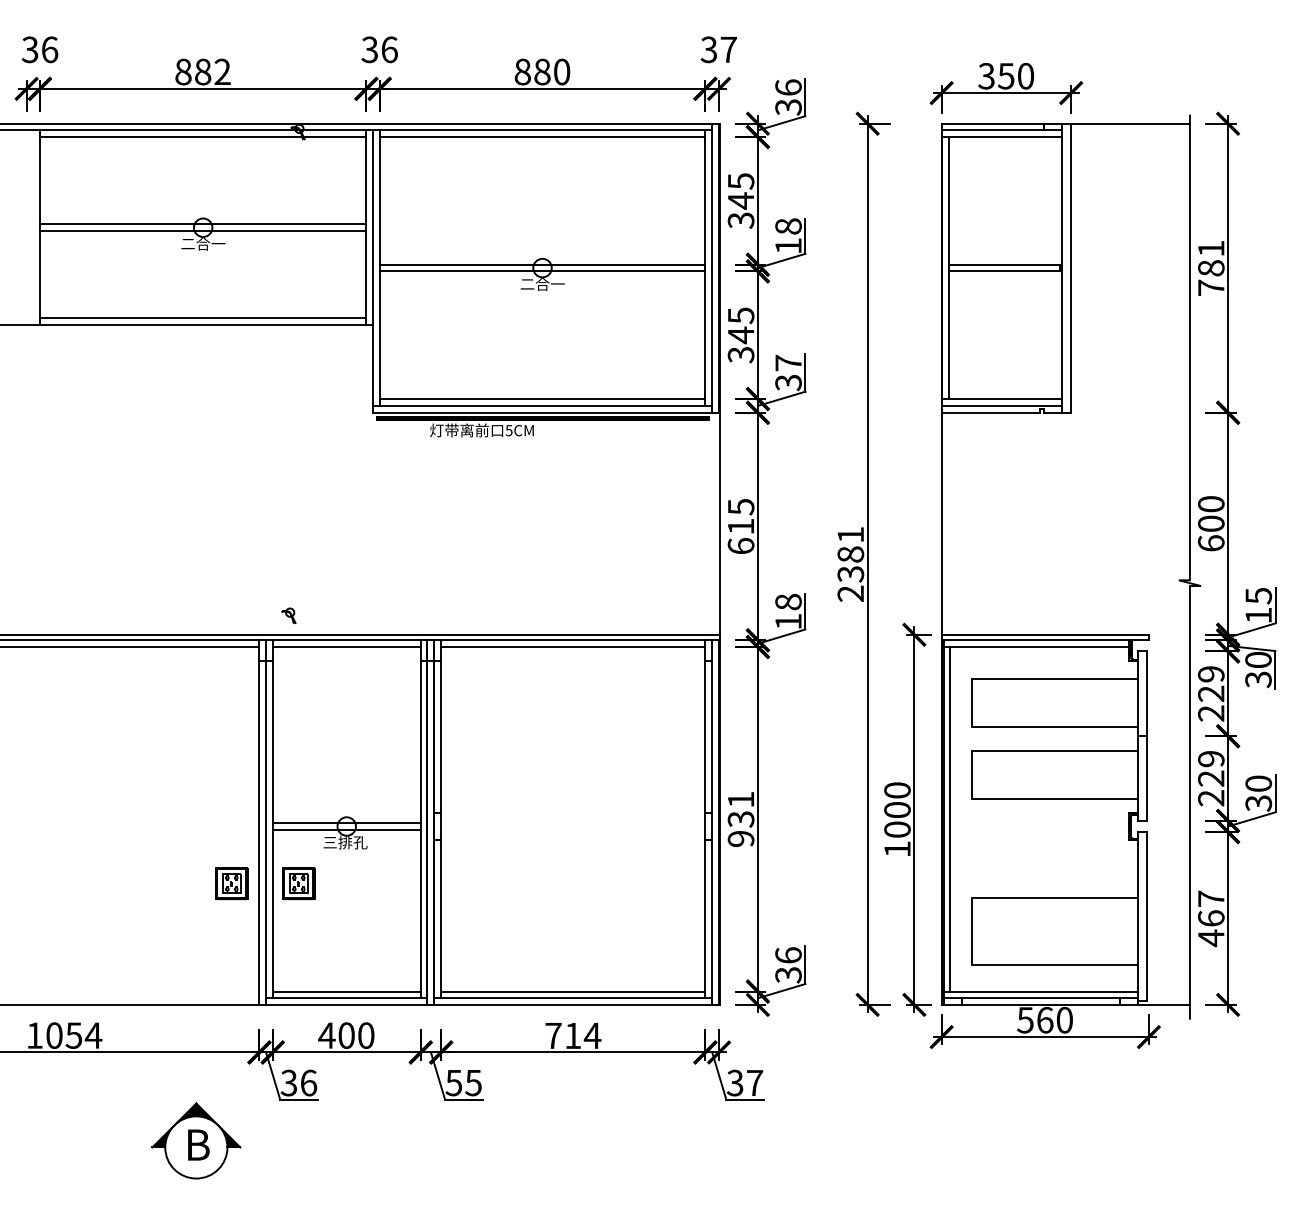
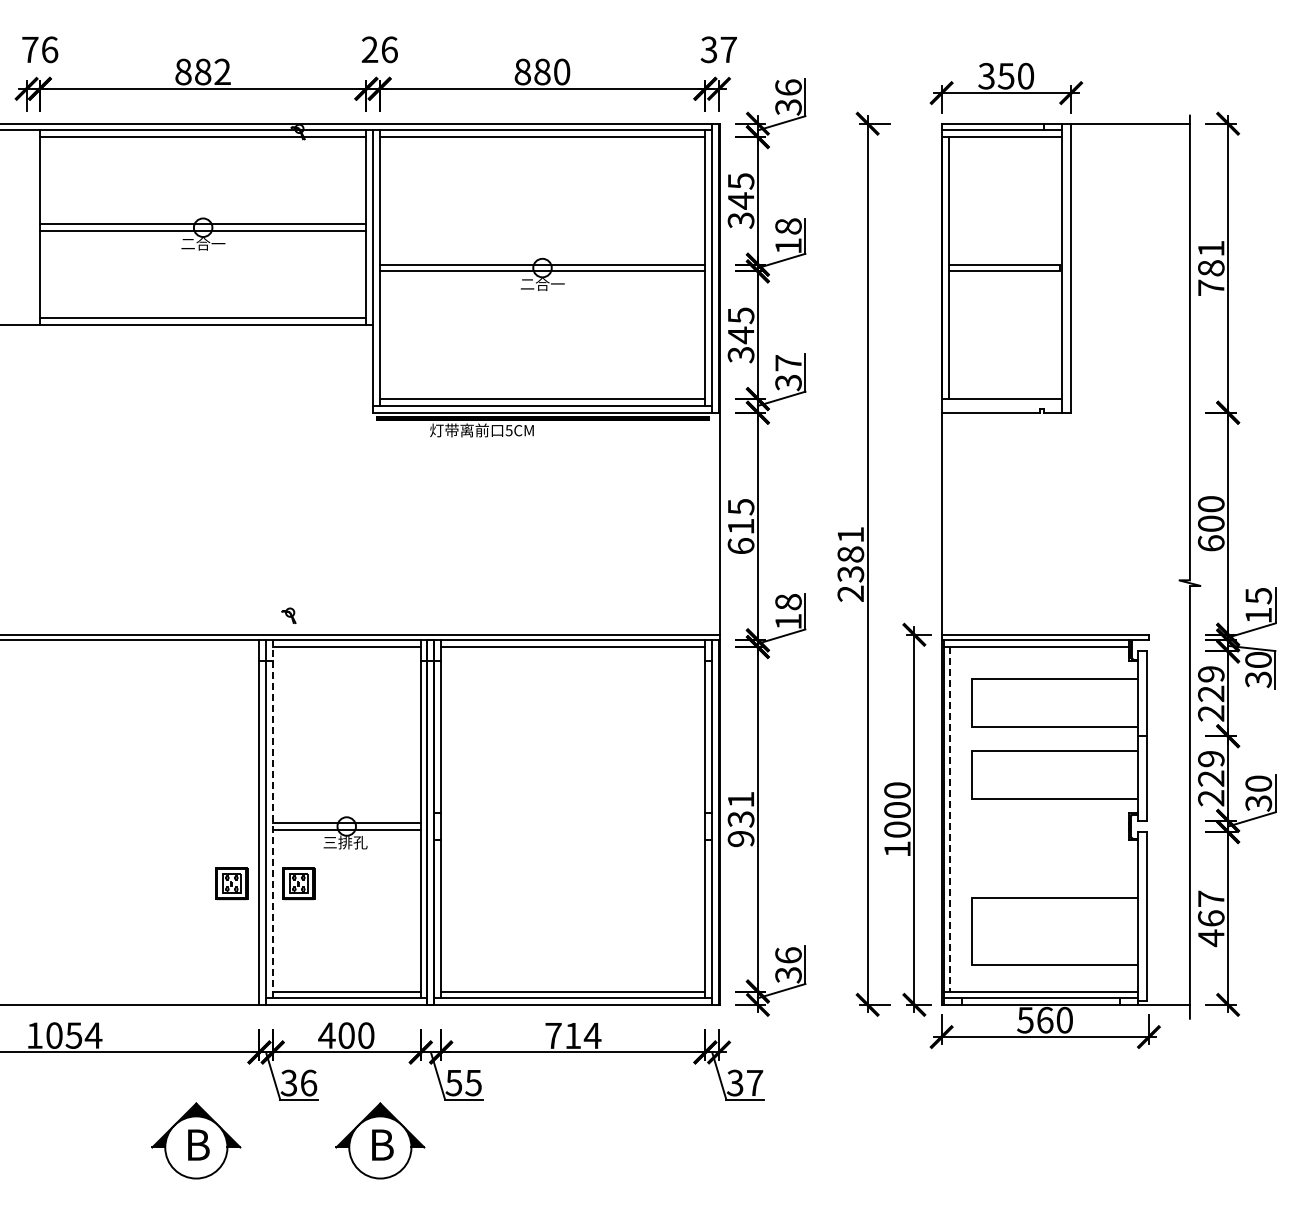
text: 36 -> 76 (29, 49)
text: 36 -> 26 (369, 50)
line: present -> none (1001, 405)
line: present -> none (130, 647)
line: solid -> dashed (272, 819)
line: solid -> dashed (950, 819)
part: none -> present (380, 1140)
